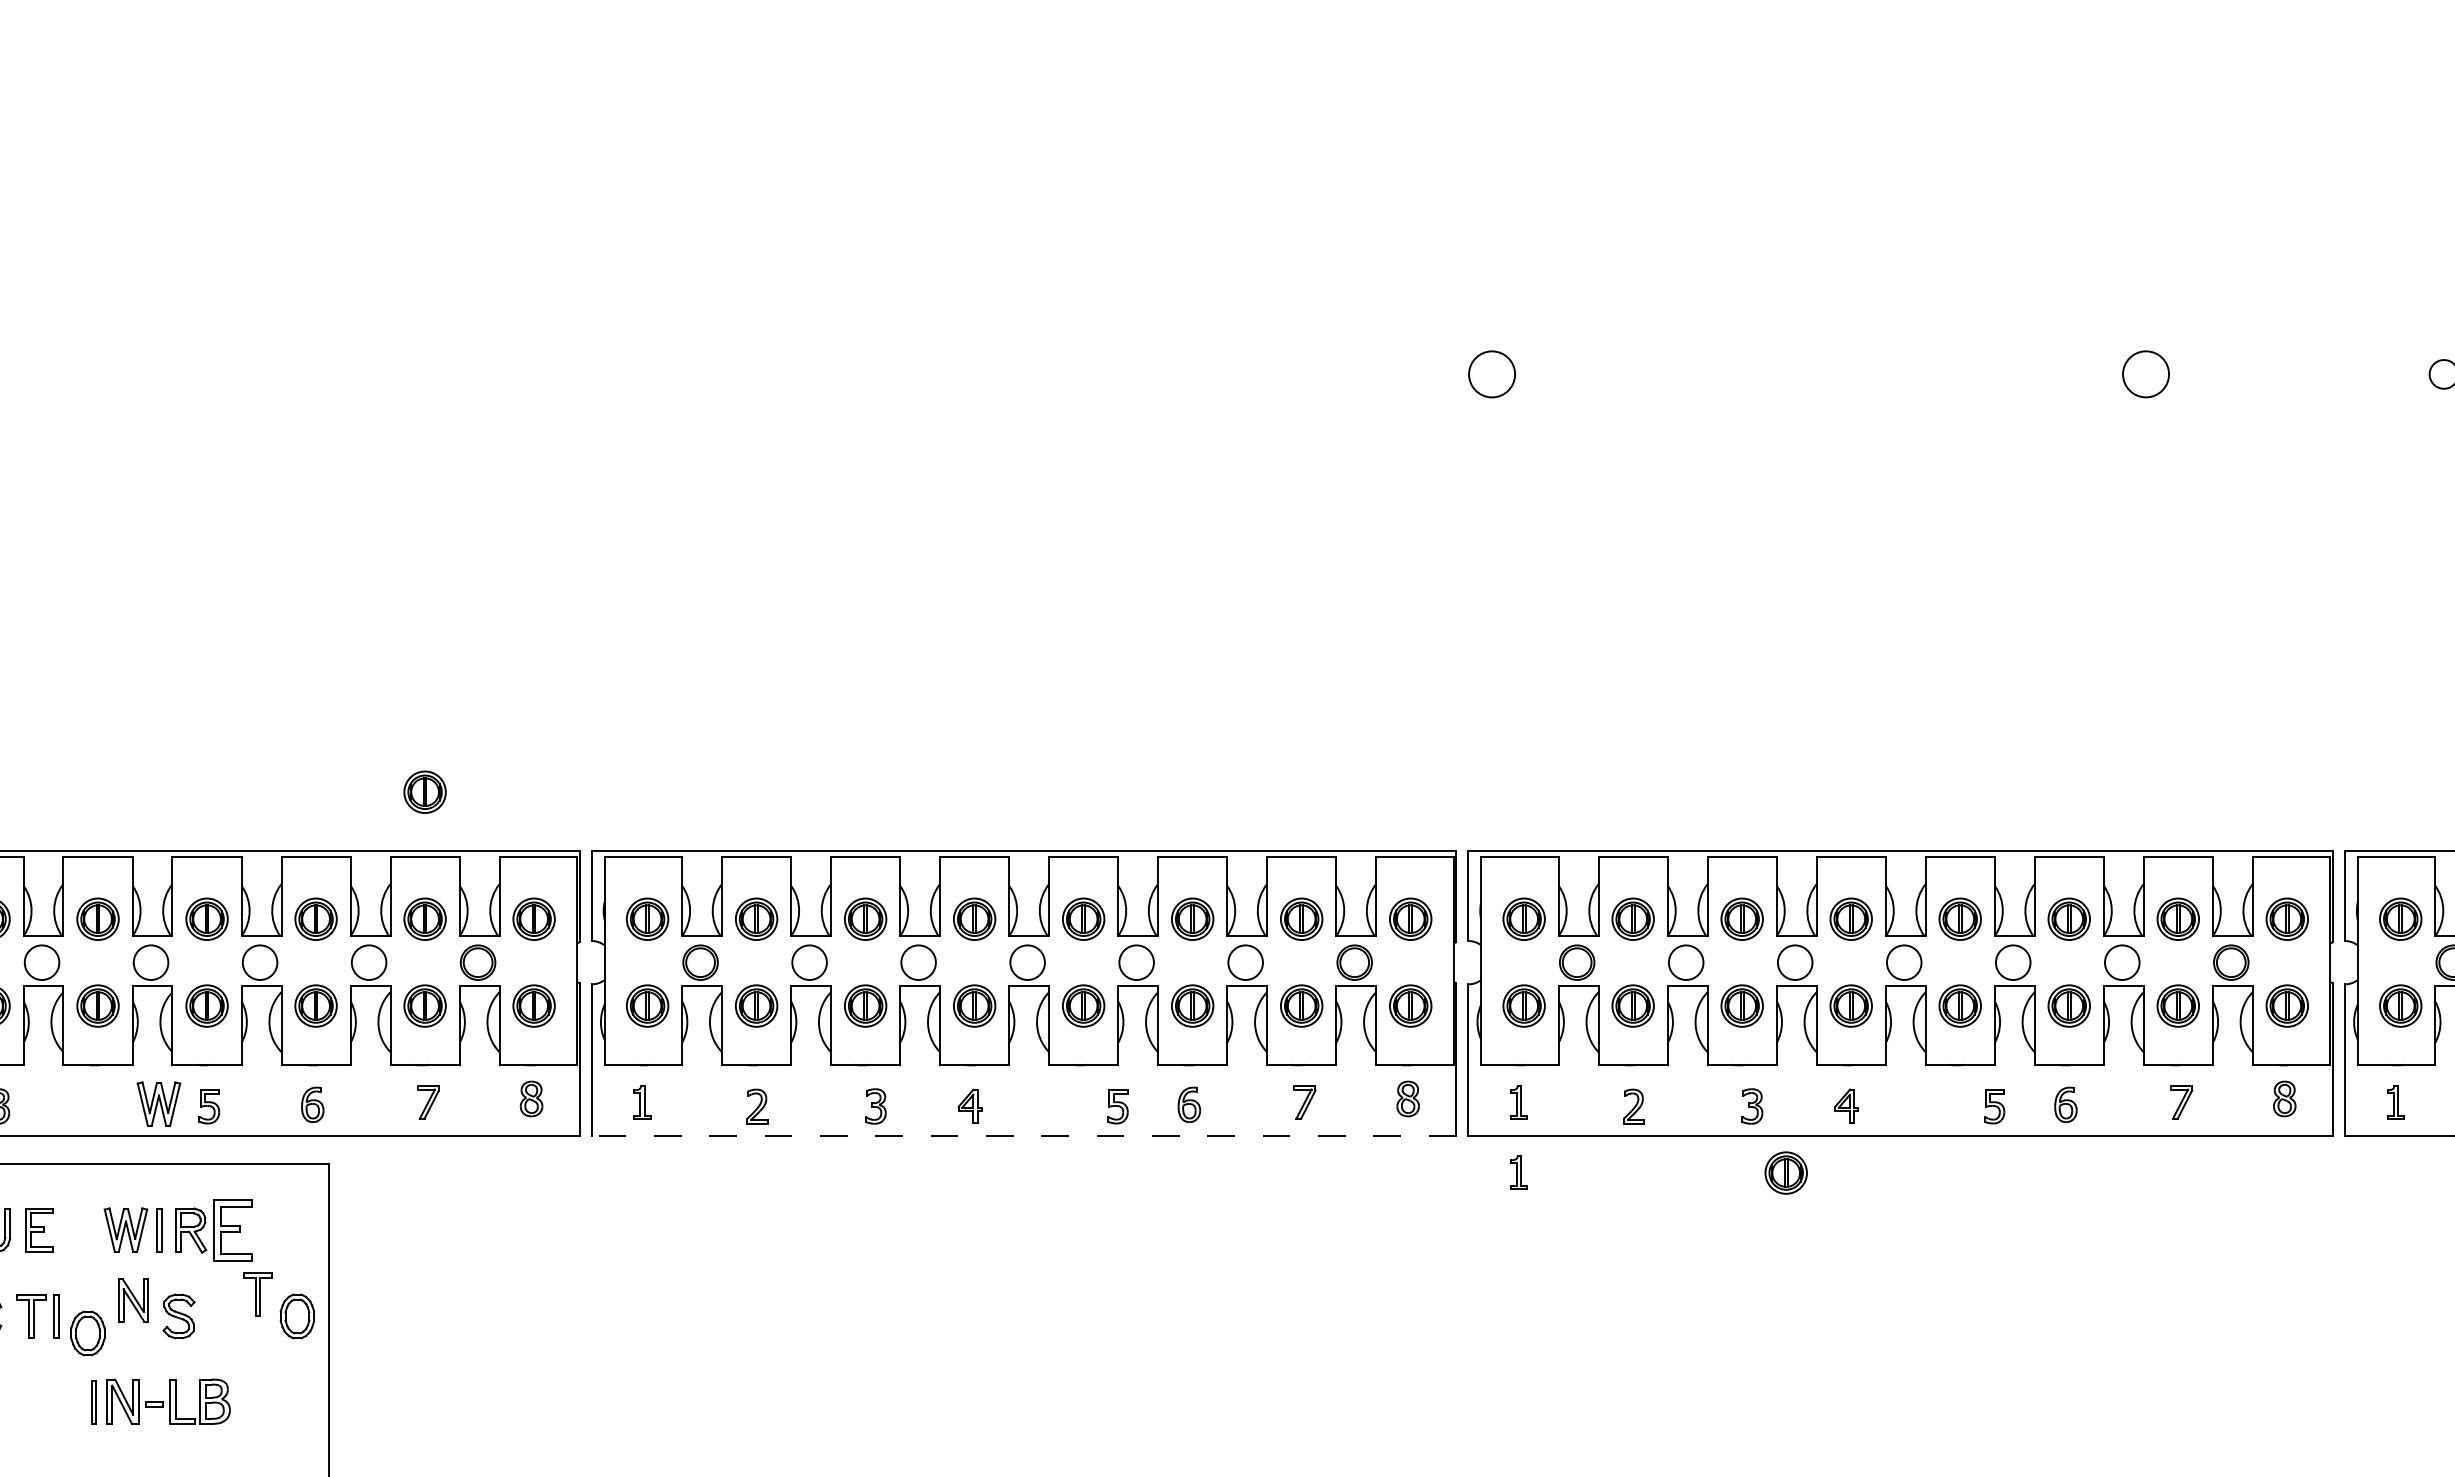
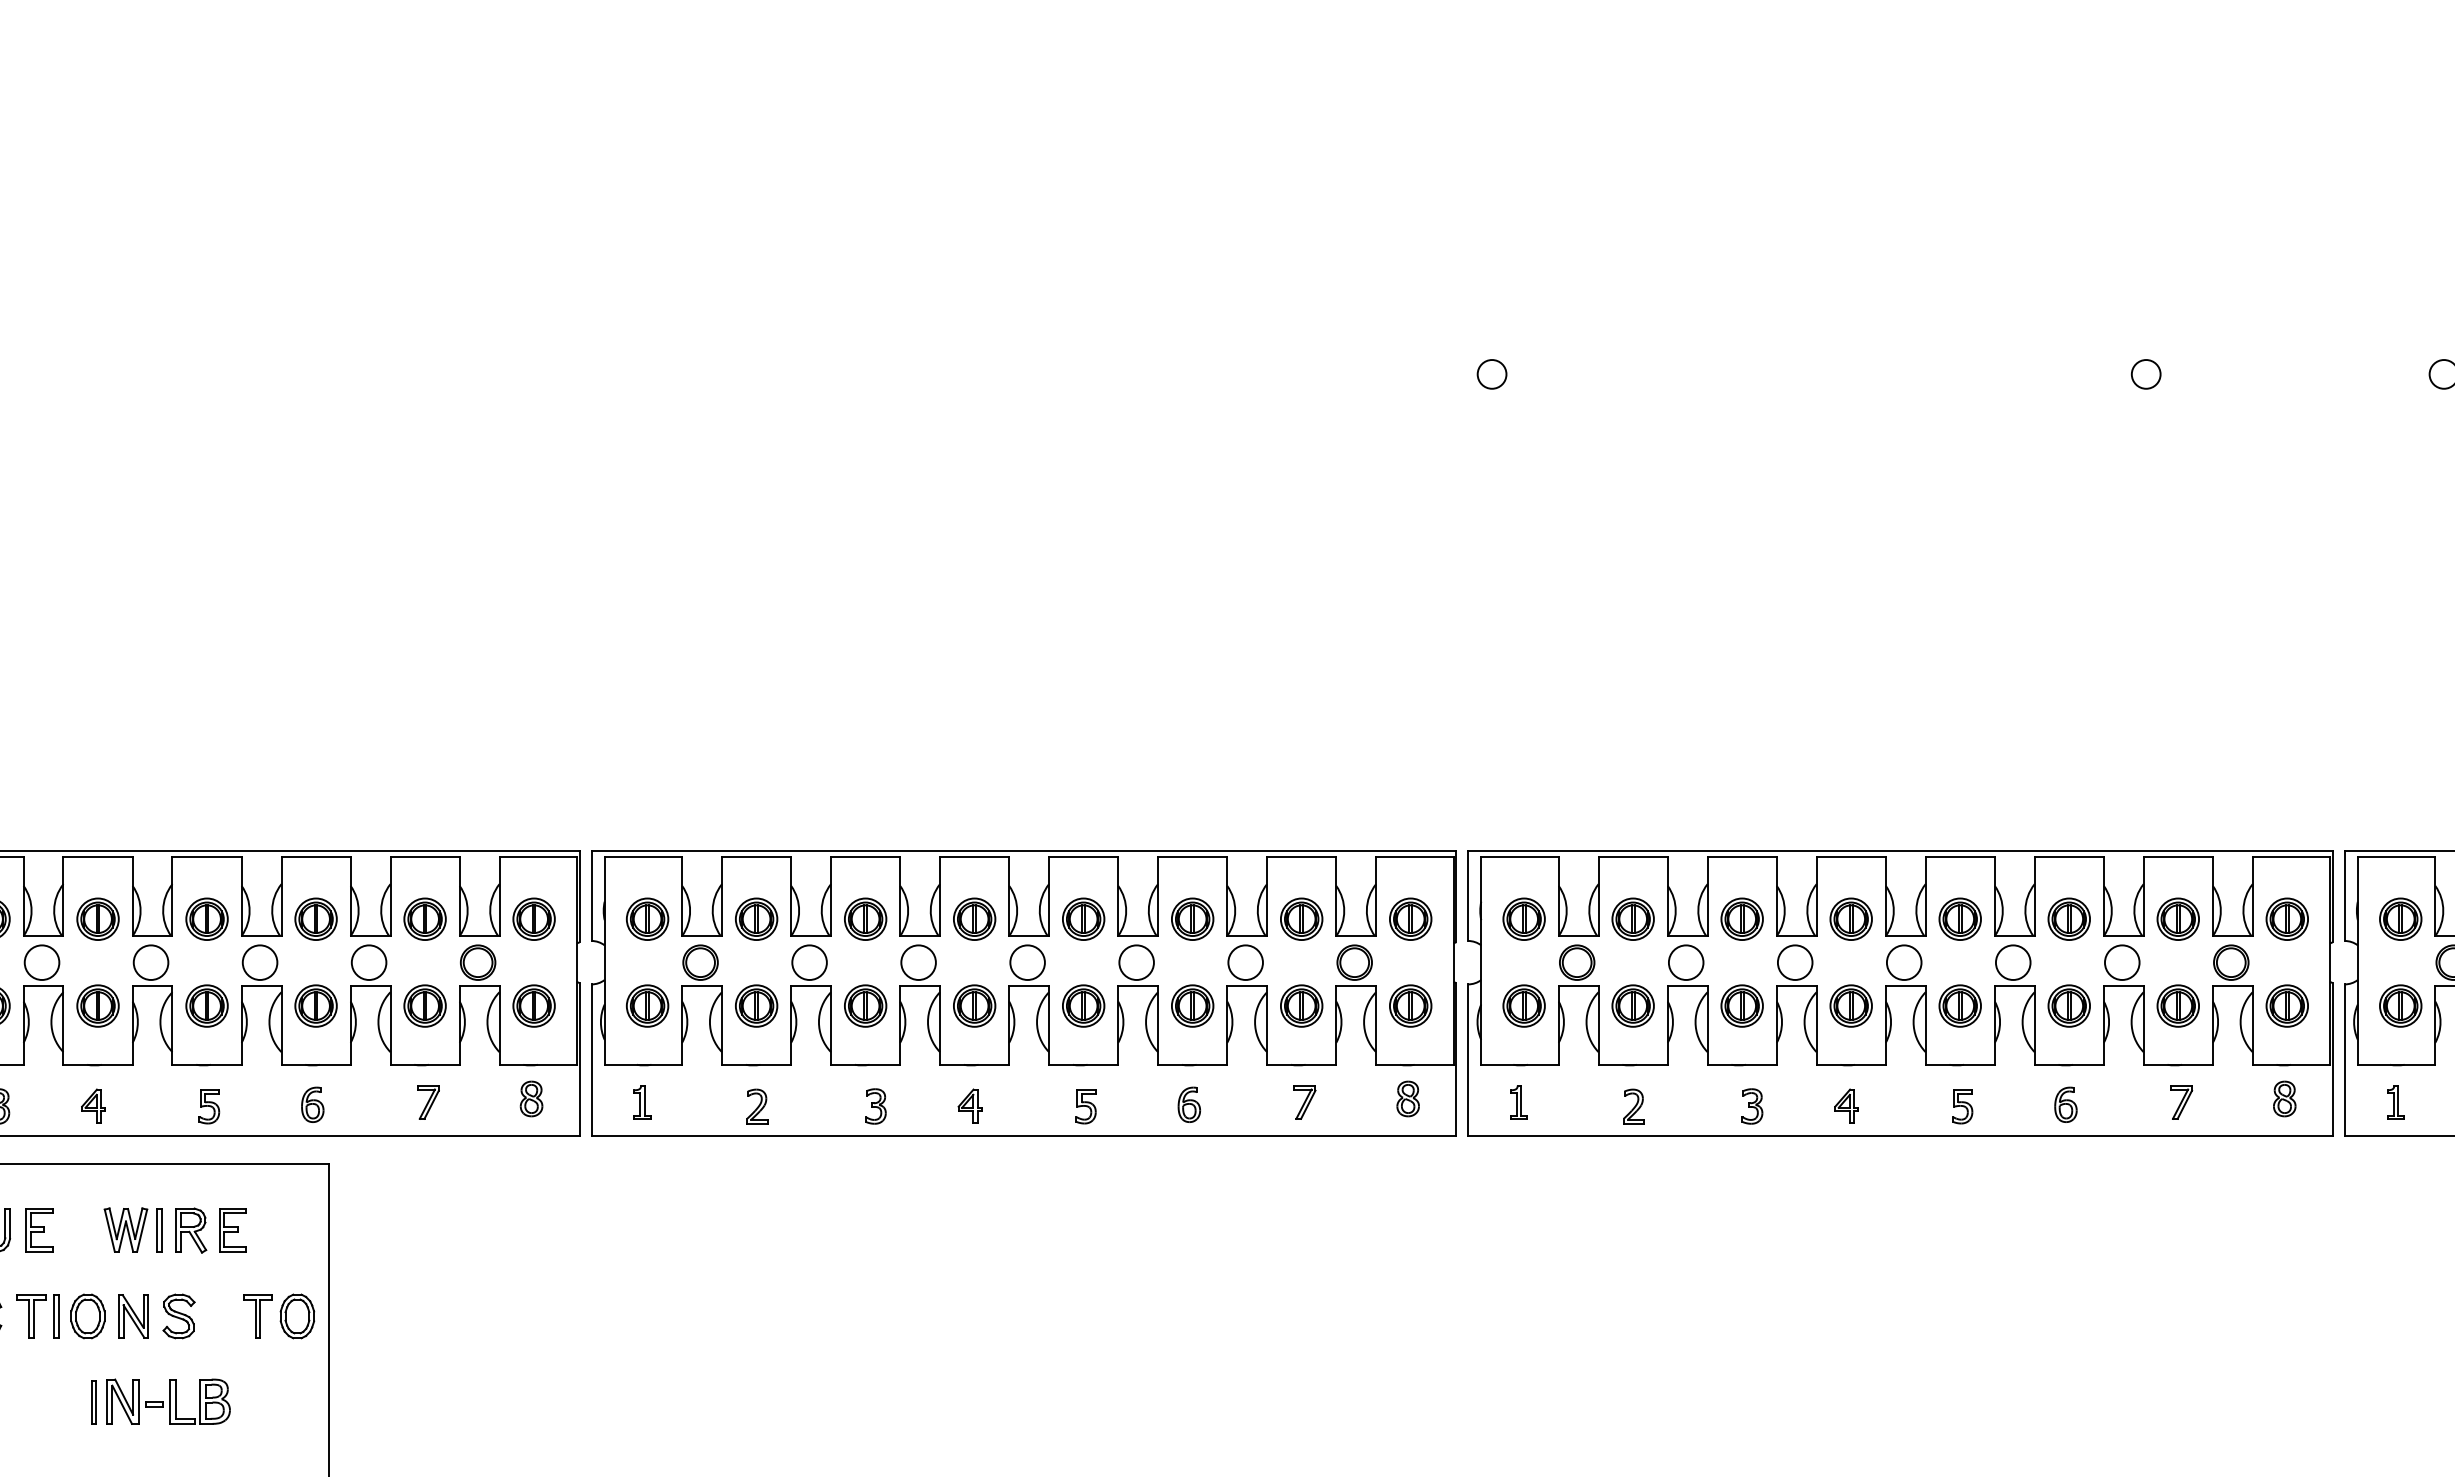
circle diameter: 46 px -> 29 px (1491, 374)
circle size: 48x49 px -> 31x31 px (2146, 374)
part: present -> none (424, 791)
part: present -> none (158, 1103)
part: none -> present (93, 1105)
part position: (1117, 1106) -> (1085, 1106) (1085, 1106)
part position: (1994, 1106) -> (1962, 1106) (1962, 1106)
line: dashed -> solid (1023, 1135)
part: present -> none (1518, 1172)
part: present -> none (1785, 1172)
part size: 40x63 px -> 28x45 px (232, 1230)
part position: (257, 1294) -> (257, 1316) (257, 1316)
part position: (133, 1300) -> (133, 1316) (133, 1316)
part position: (87, 1333) -> (87, 1316) (87, 1316)
